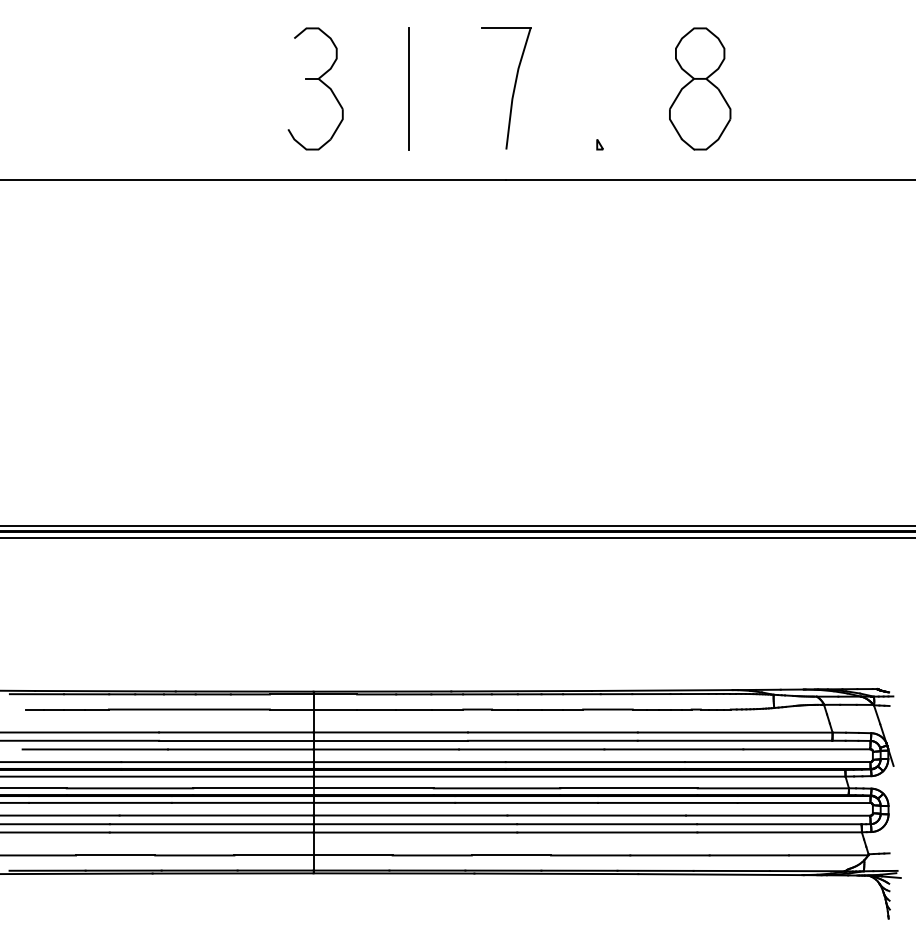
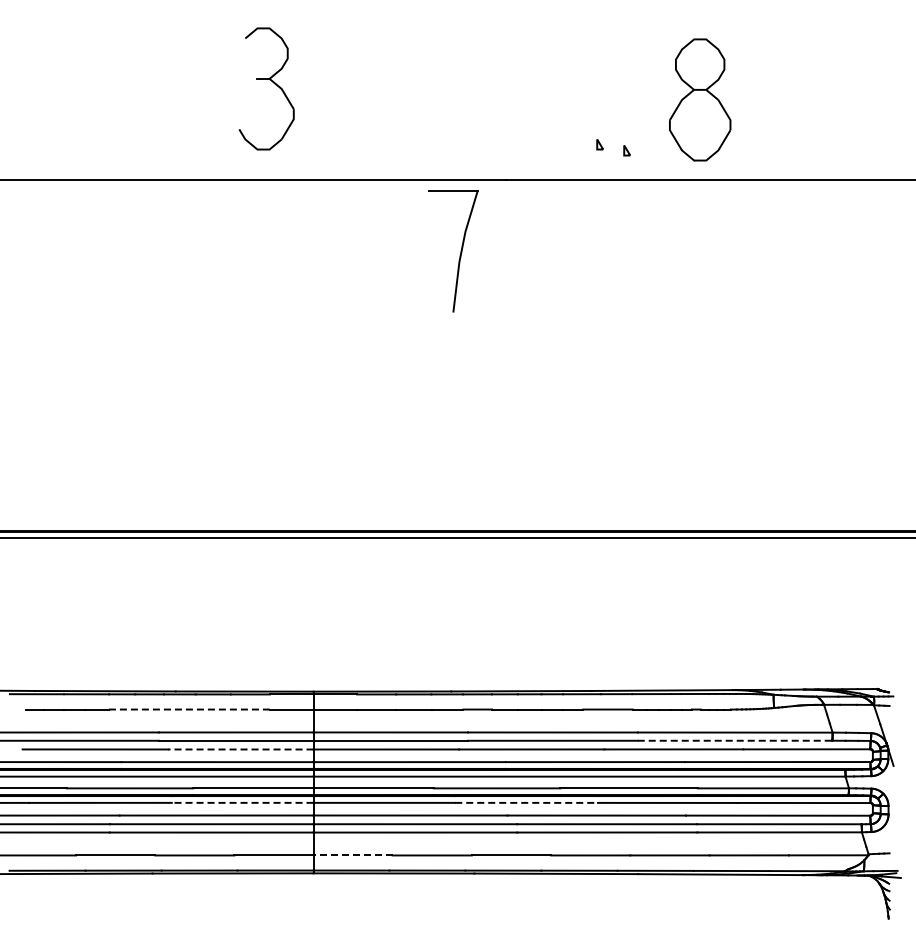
part position: (321, 82) -> (272, 82) (272, 82)
line: present -> none (409, 88)
part position: (513, 88) -> (460, 251) (460, 251)
part position: (700, 88) -> (700, 99) (700, 99)
part: none -> present (626, 150)
line: present -> none (457, 526)
line: solid -> dashed (189, 709)
line: solid -> dashed (735, 740)
line: solid -> dashed (240, 749)
line: solid -> dashed (242, 802)
line: solid -> dashed (527, 802)
line: solid -> dashed (353, 855)
